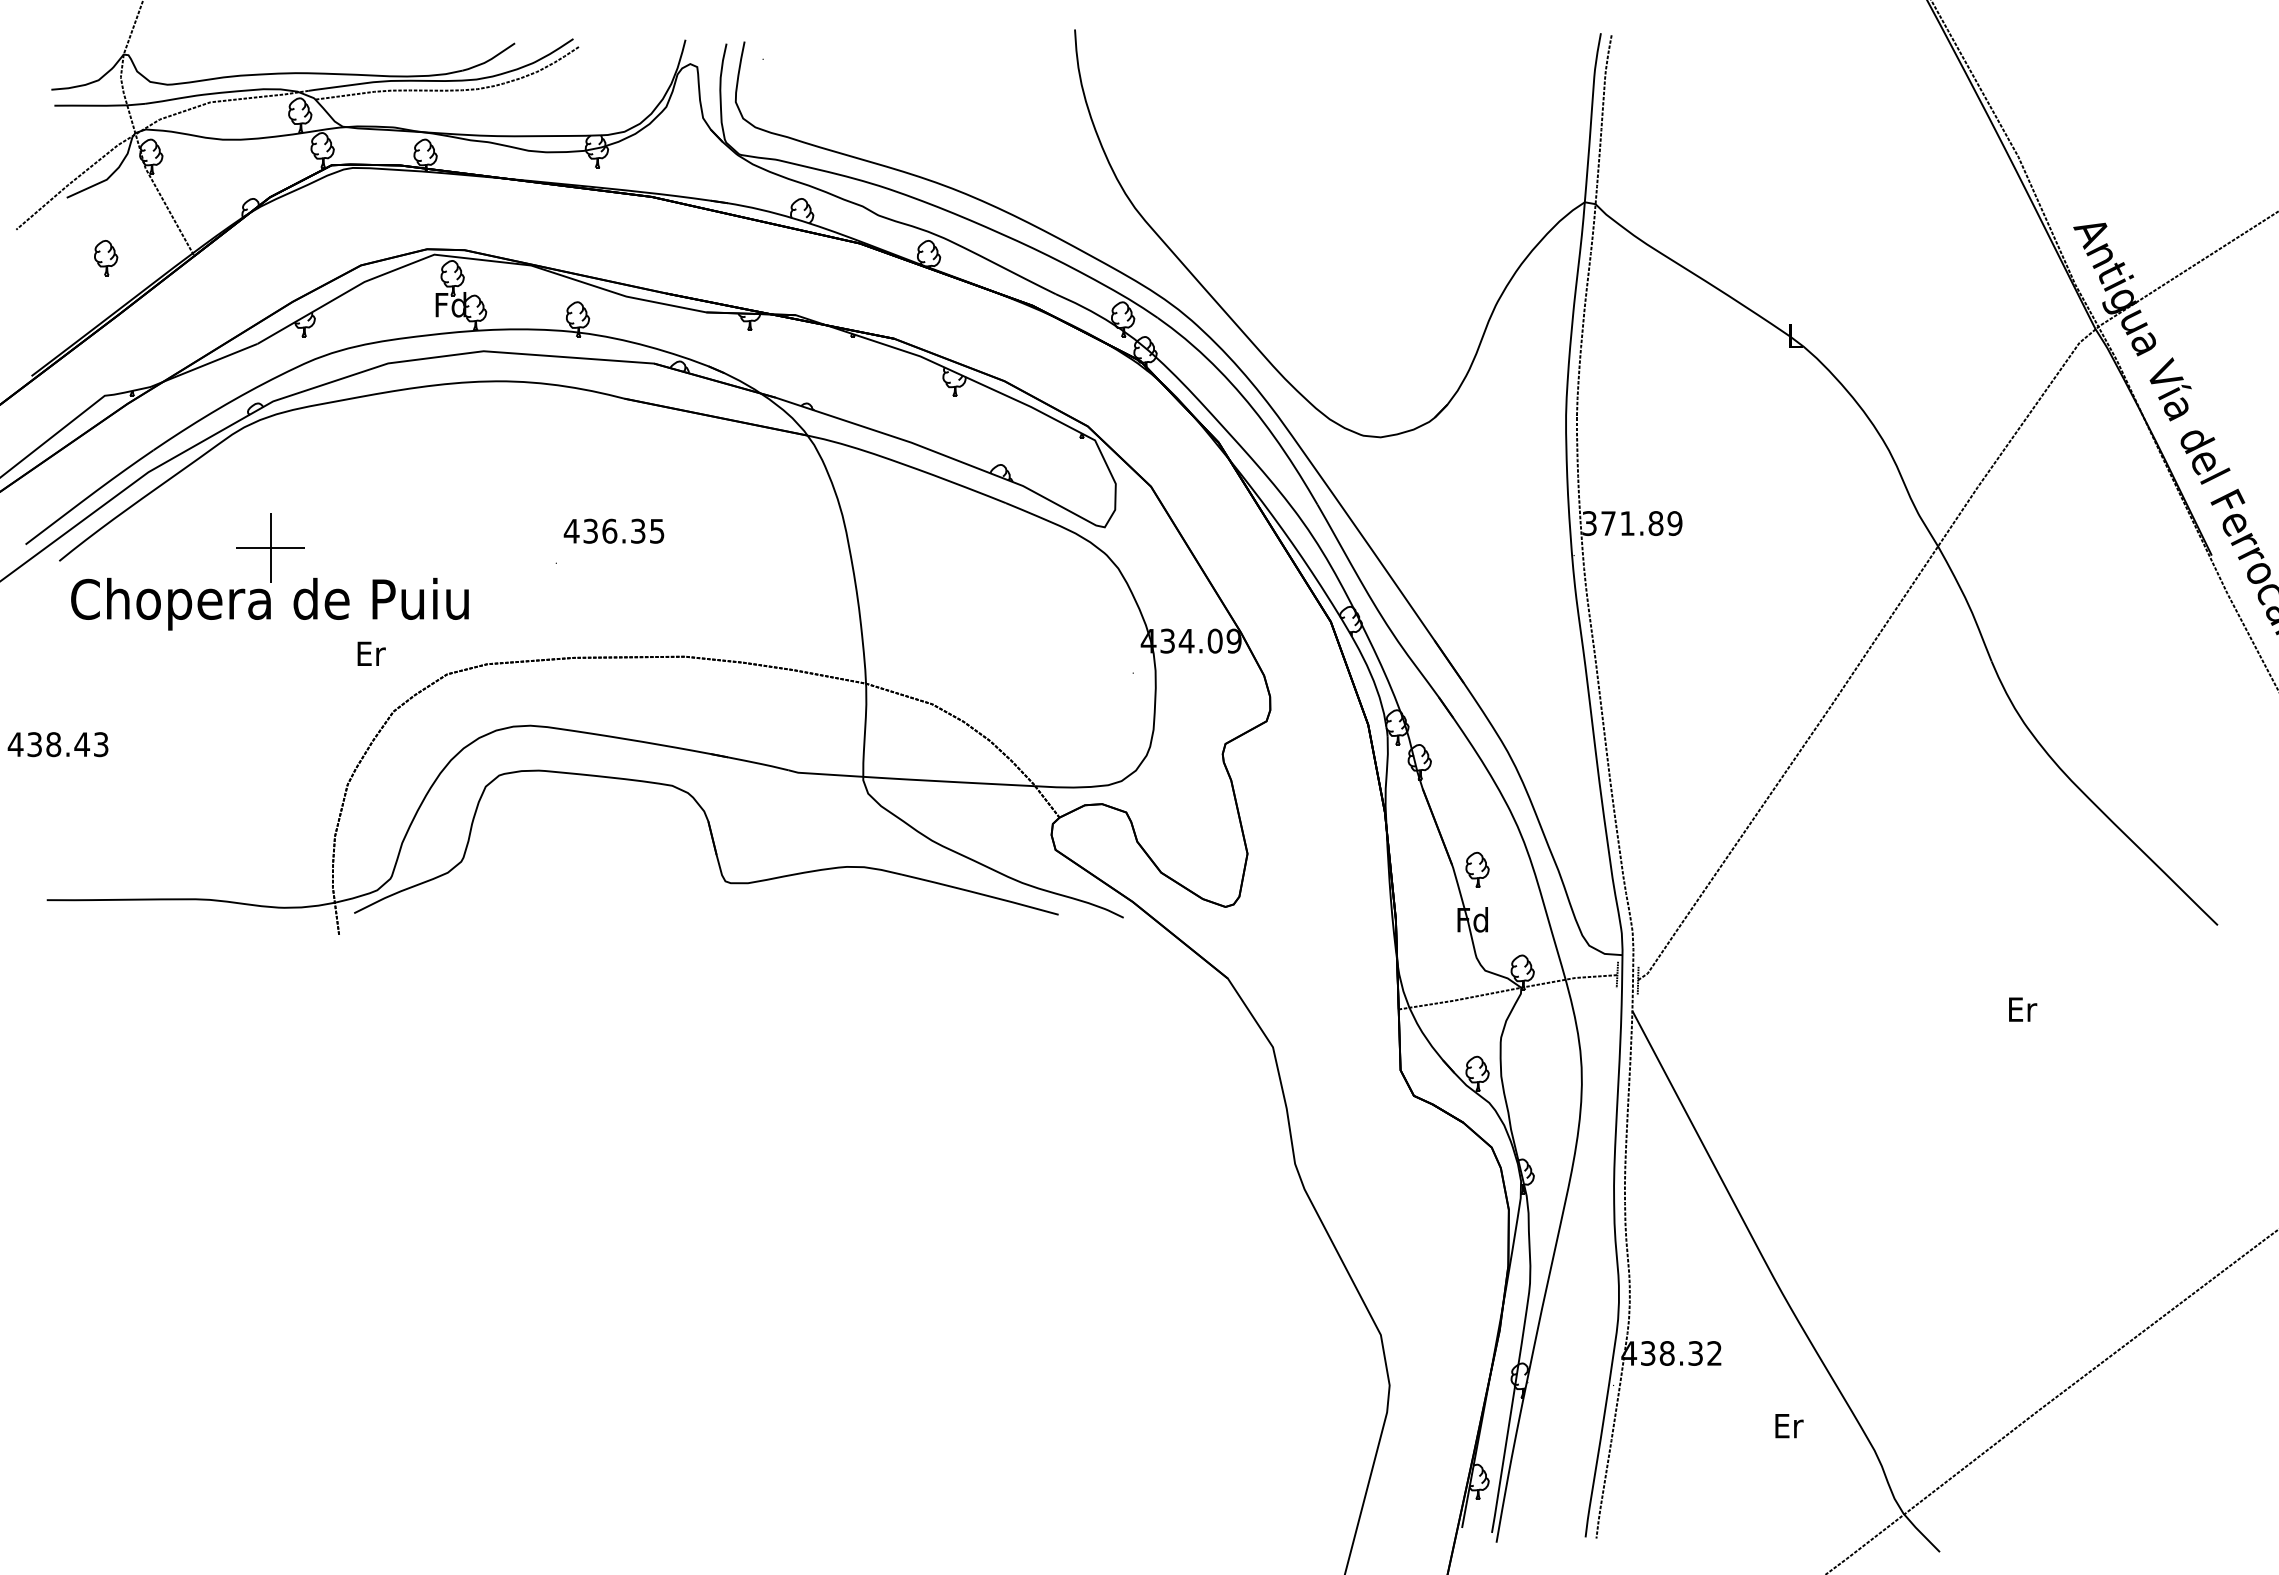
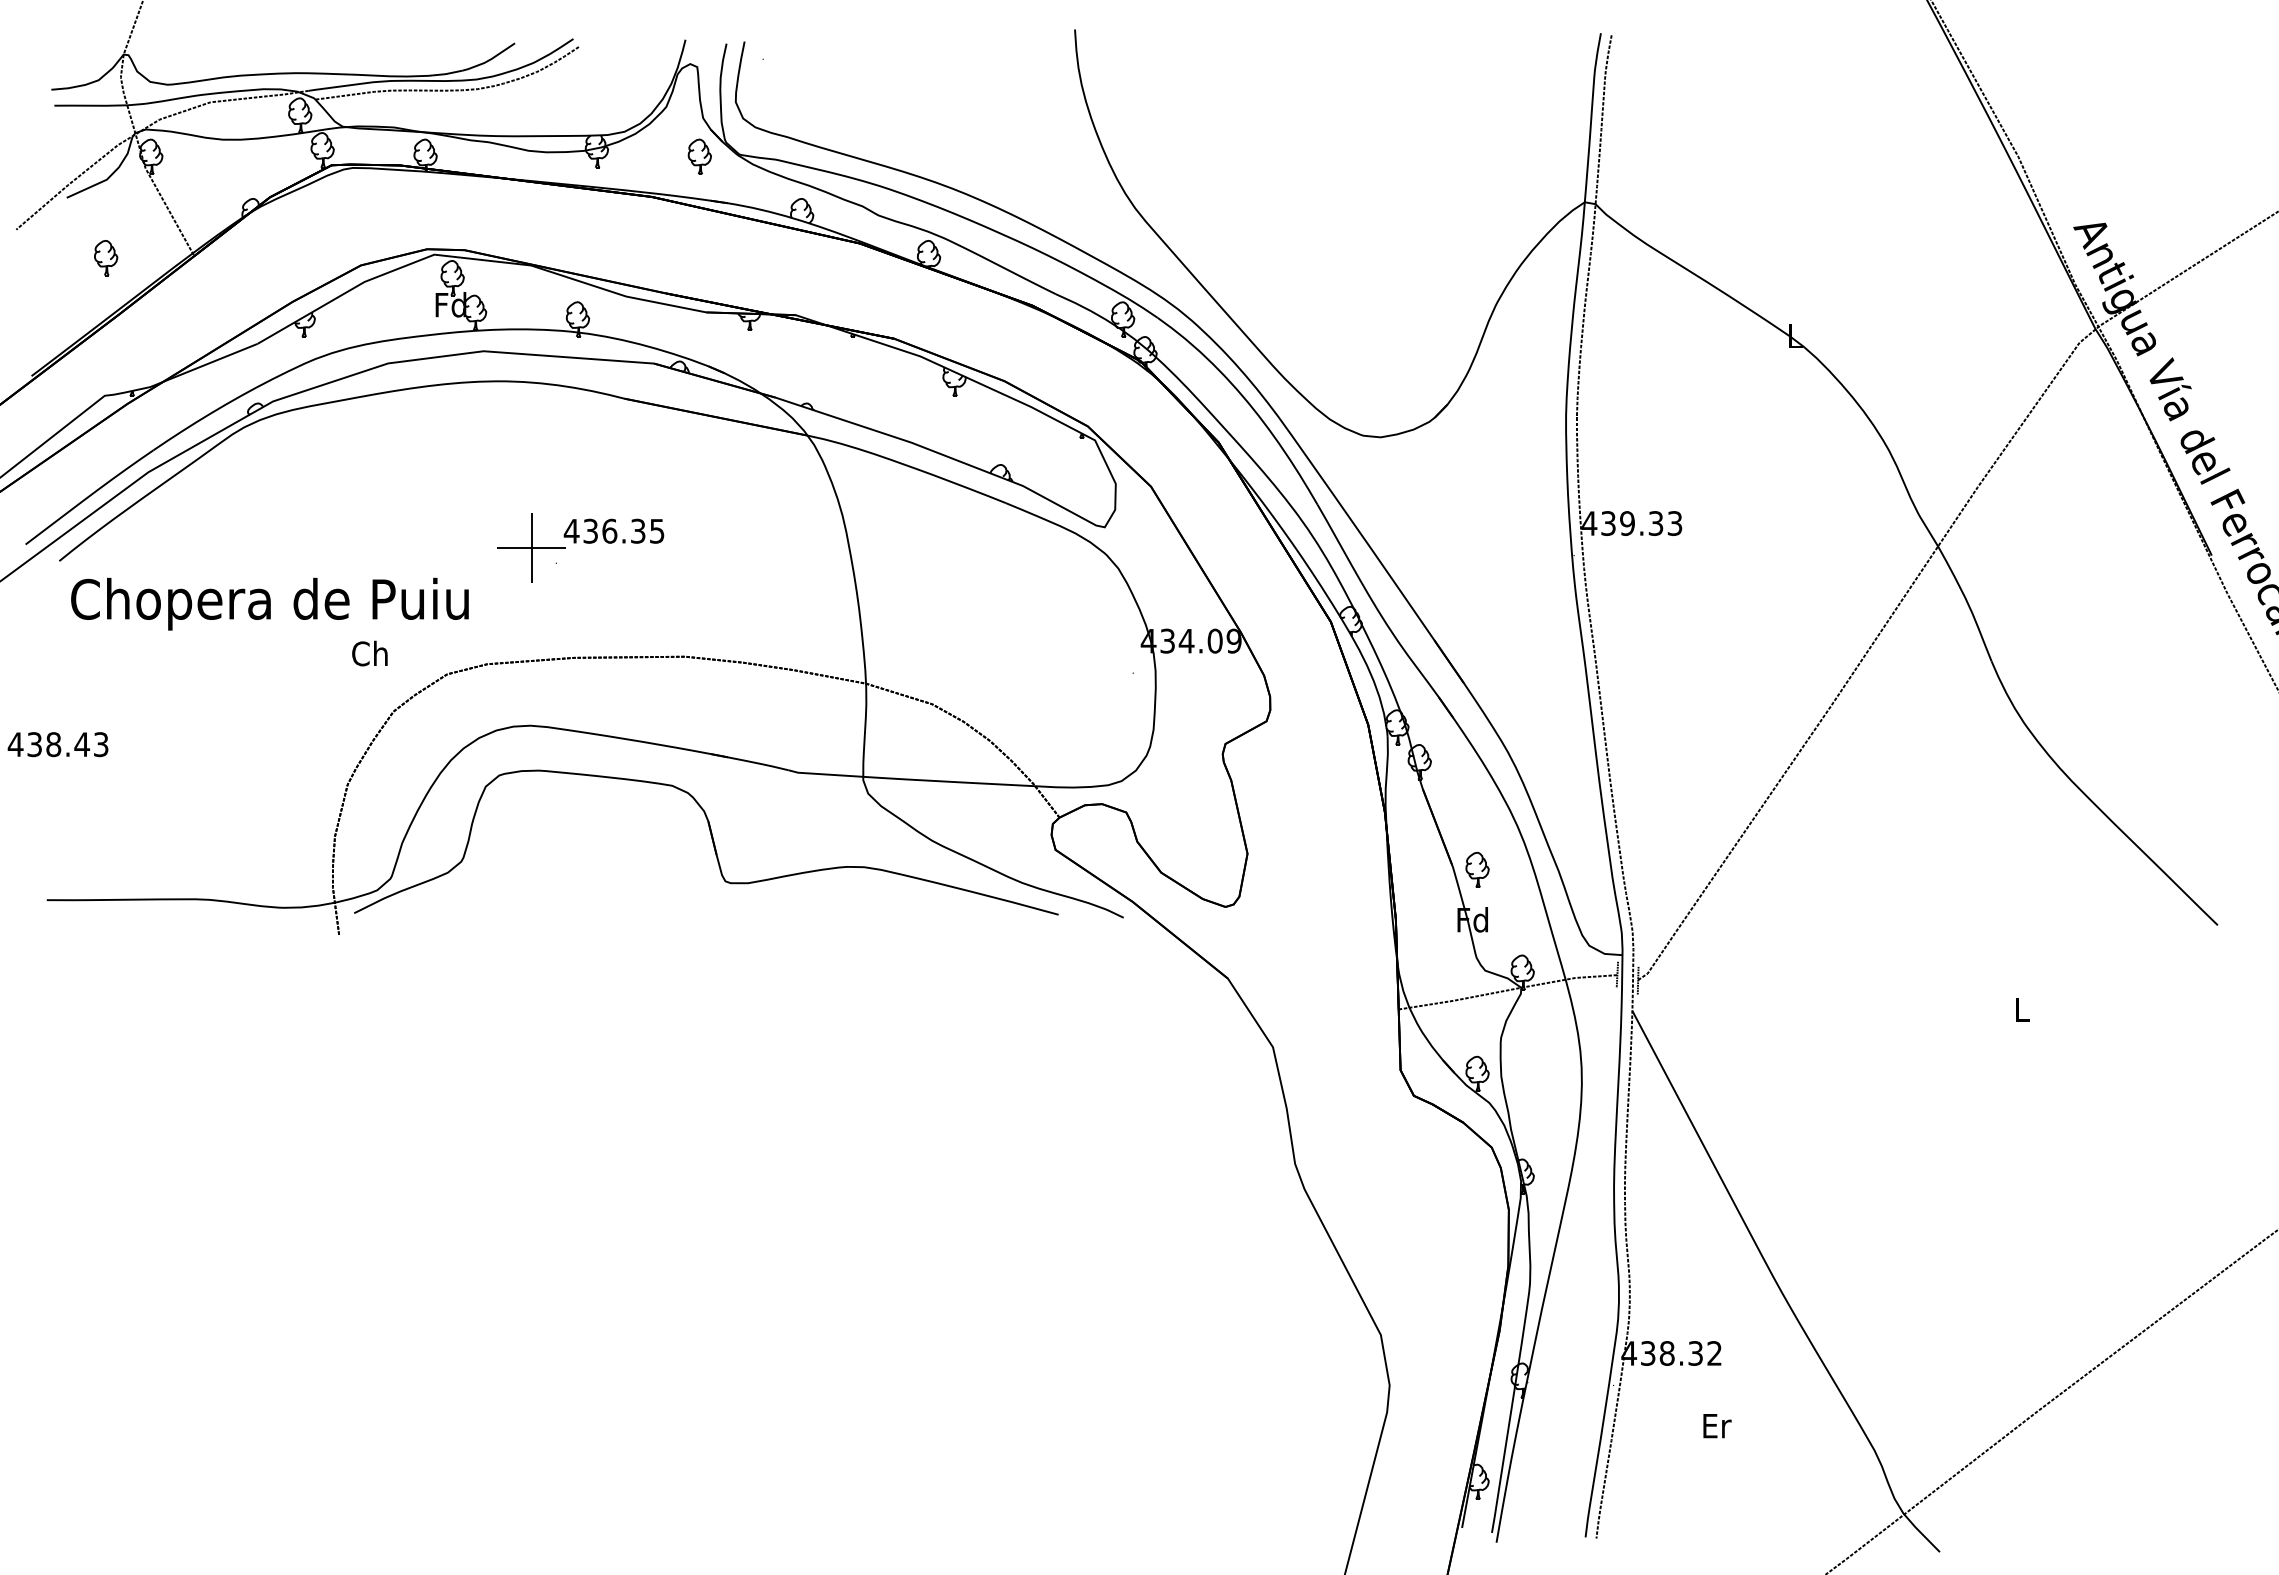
part: none -> present (699, 156)
text: 371.89 -> 439.33 (1631, 523)
part position: (270, 547) -> (531, 547) (531, 547)
text: Er -> Ch (369, 653)
text: Er -> L (2023, 1009)
text position: (1789, 1426) -> (1717, 1426) (1717, 1426)
